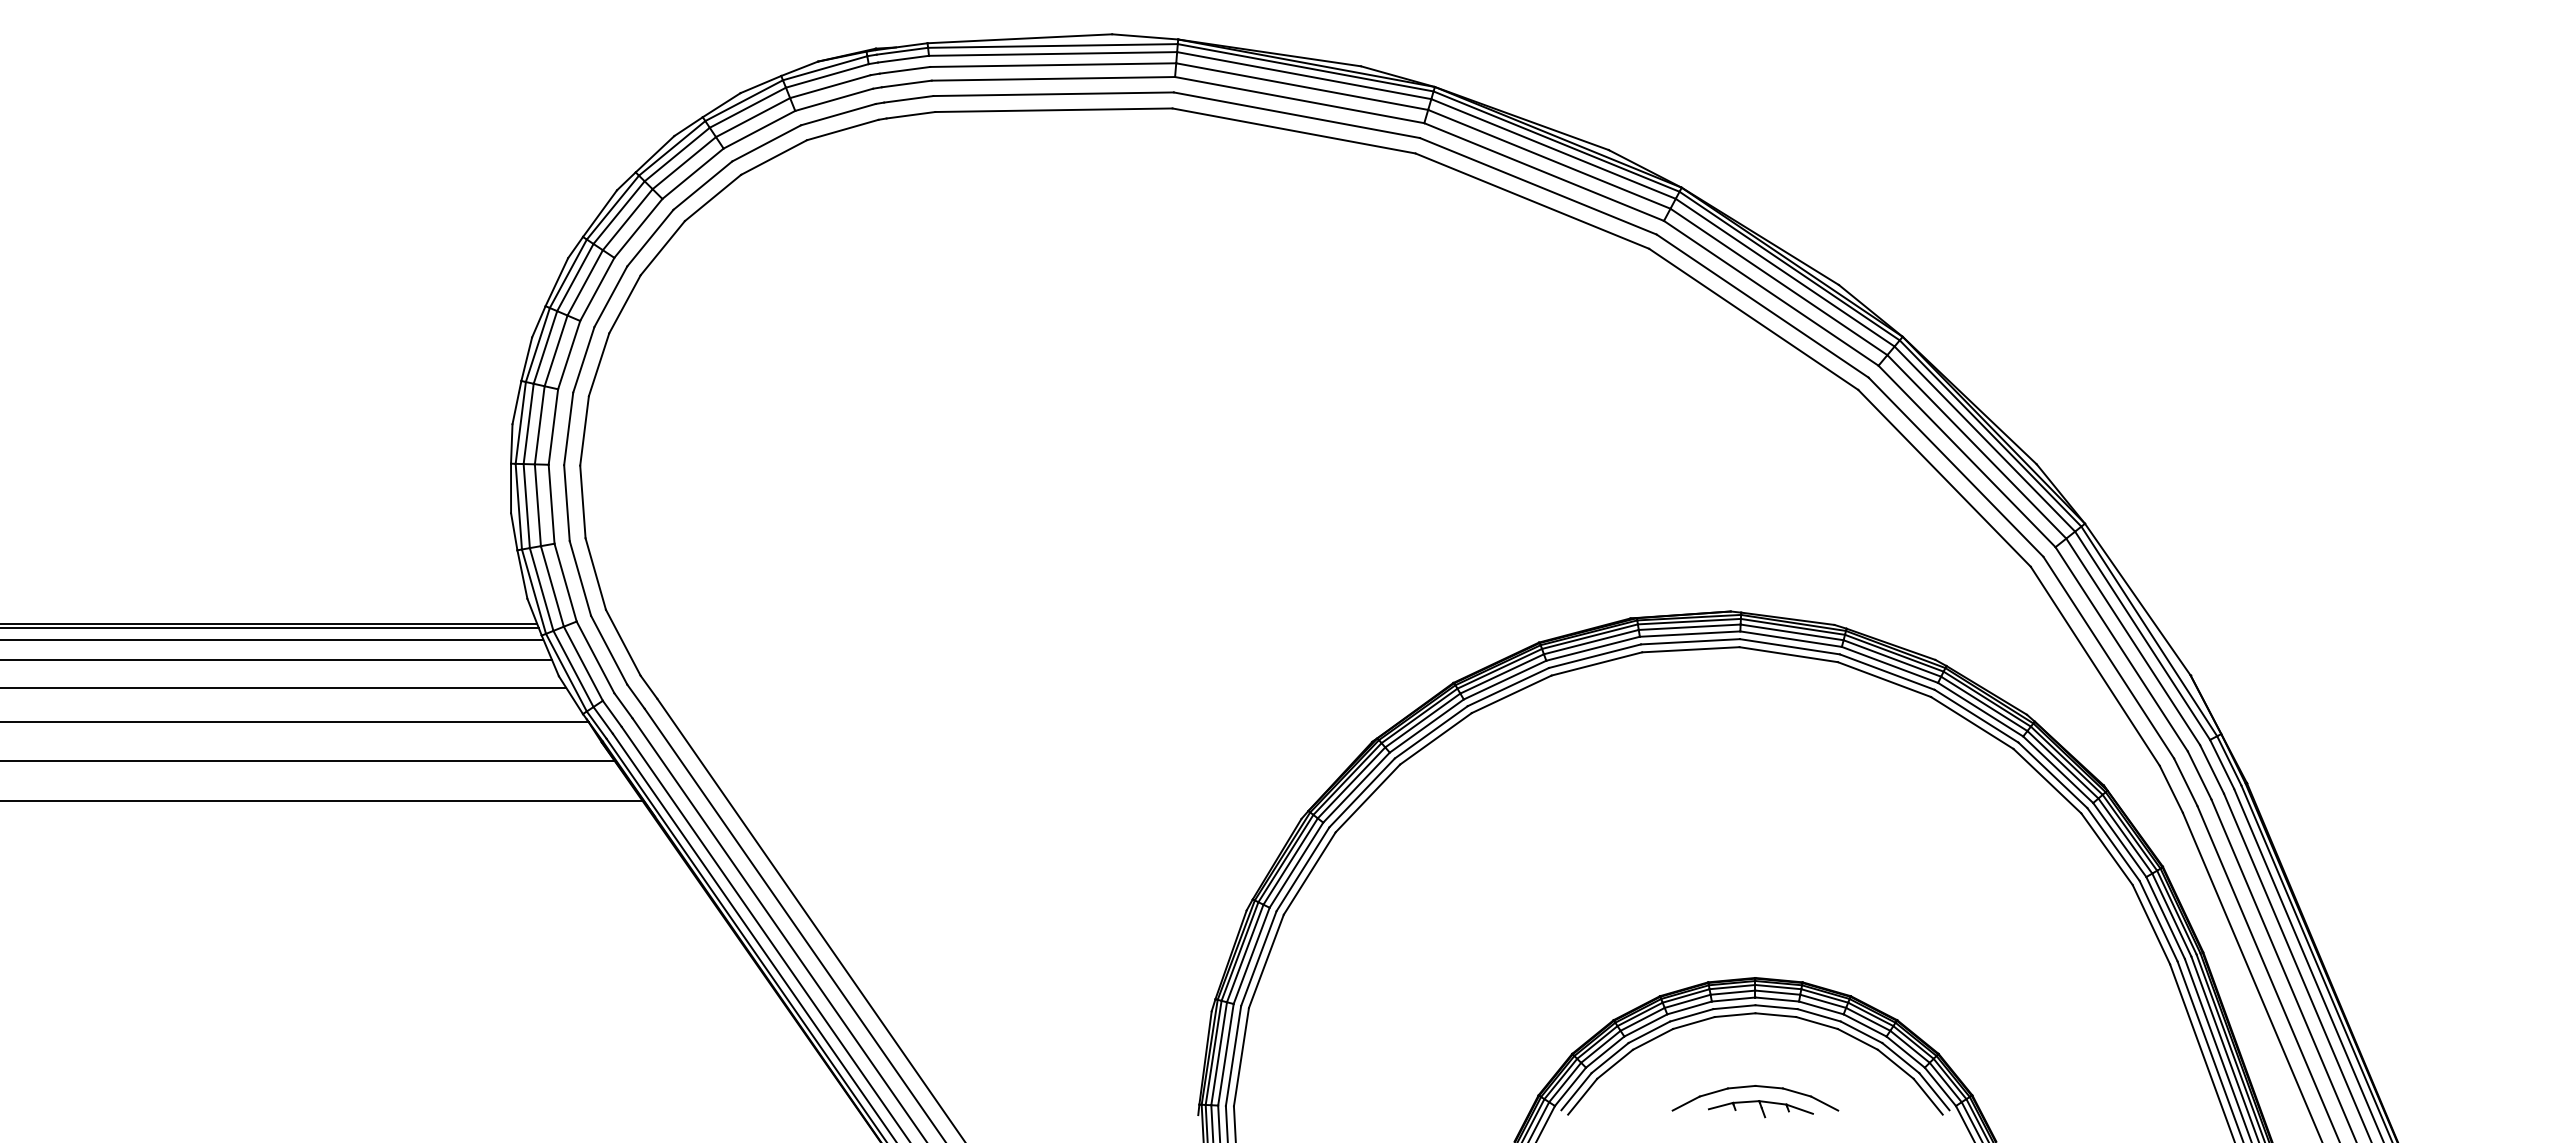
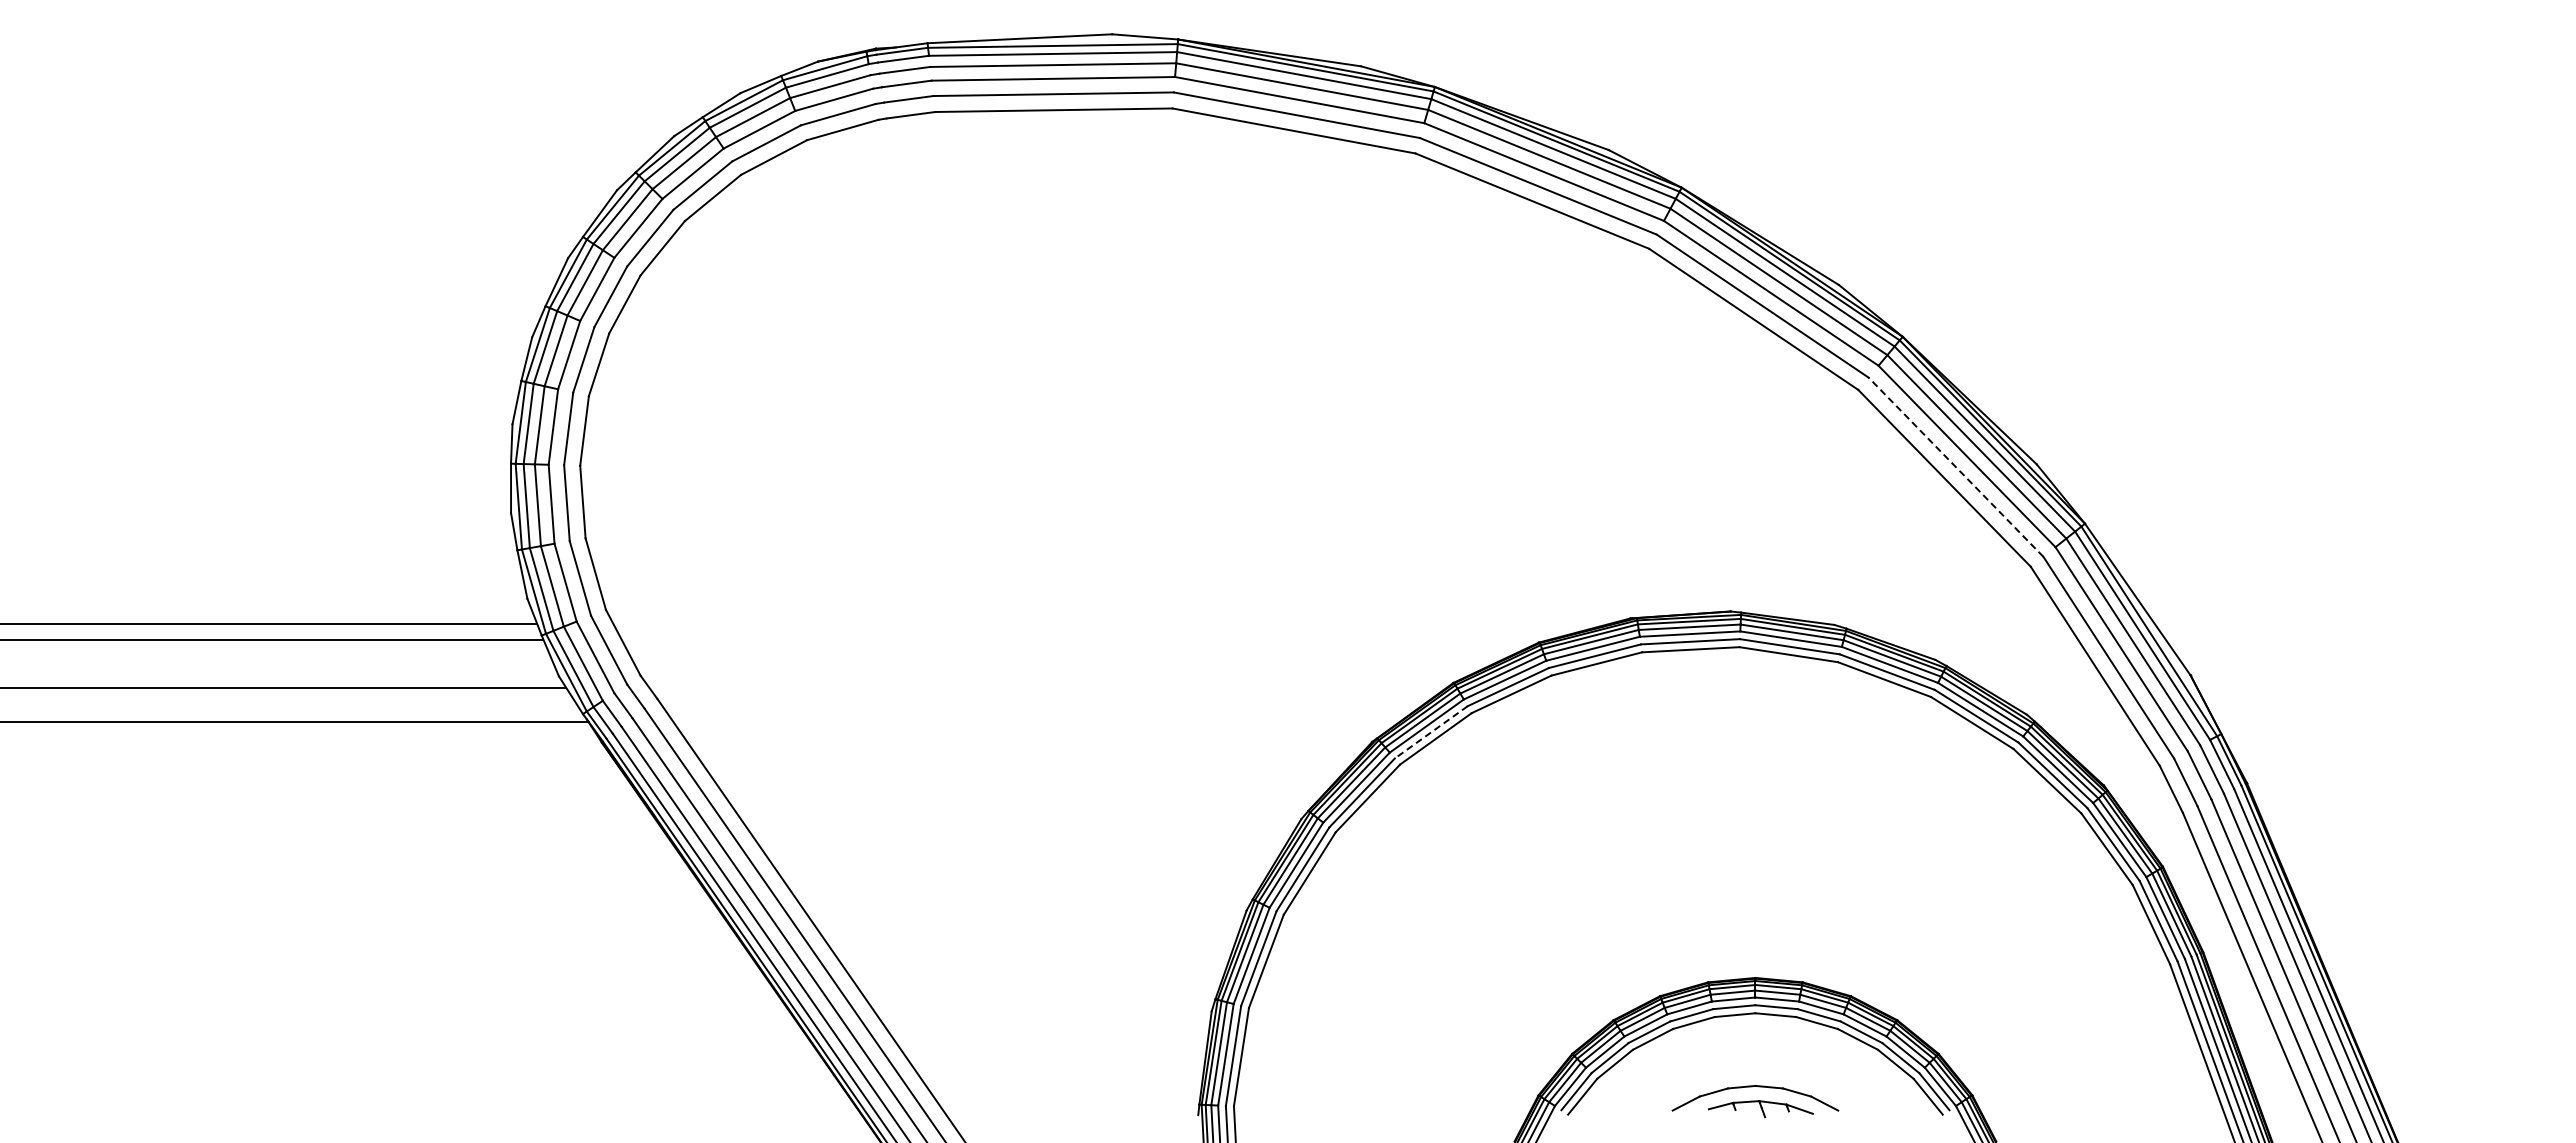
line: solid -> dashed (1955, 466)
line: present -> none (270, 628)
line: present -> none (276, 659)
line: solid -> dashed (1431, 732)
line: present -> none (308, 760)
line: present -> none (322, 801)
